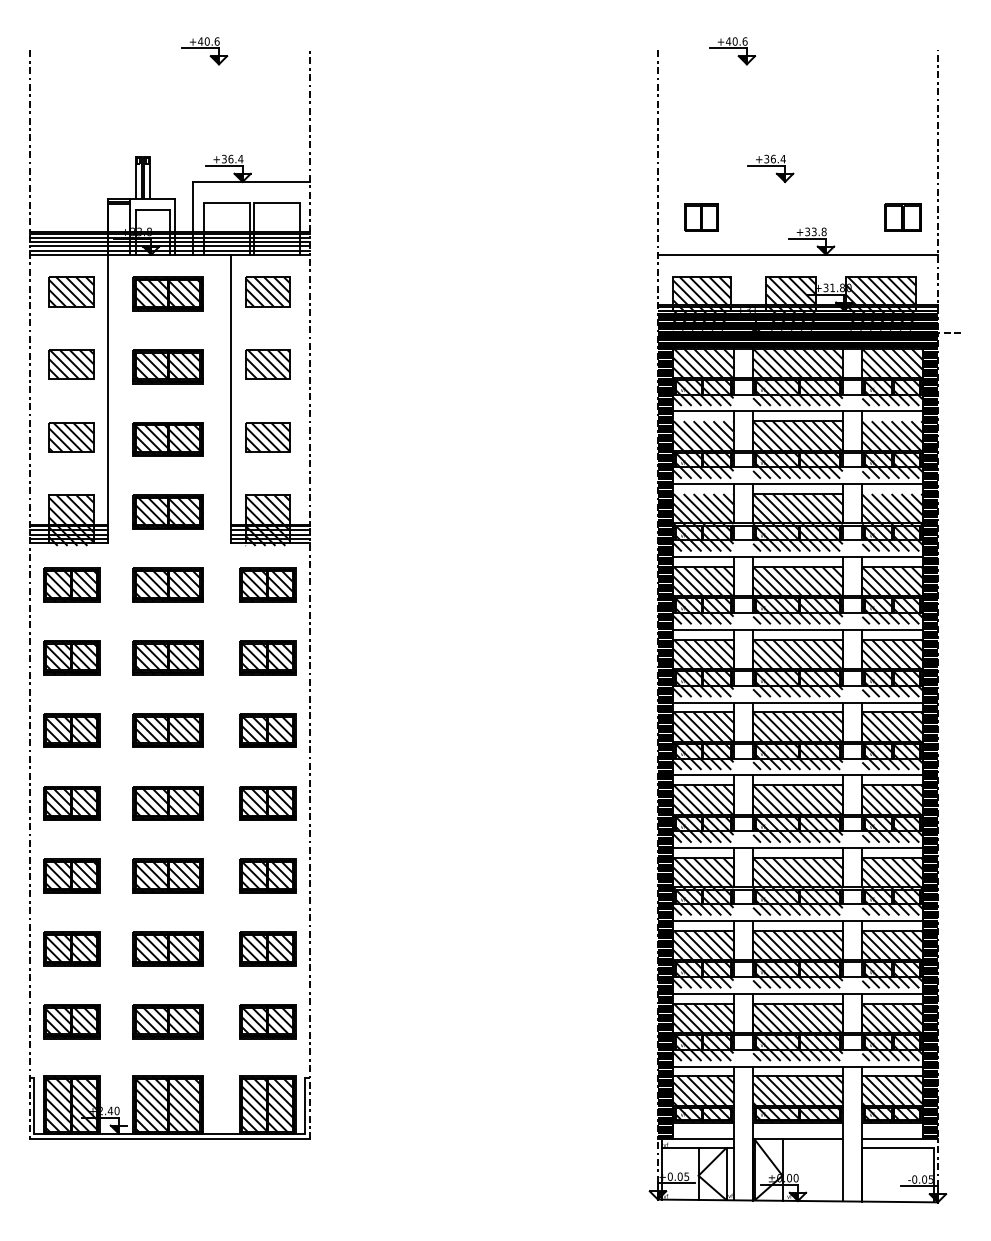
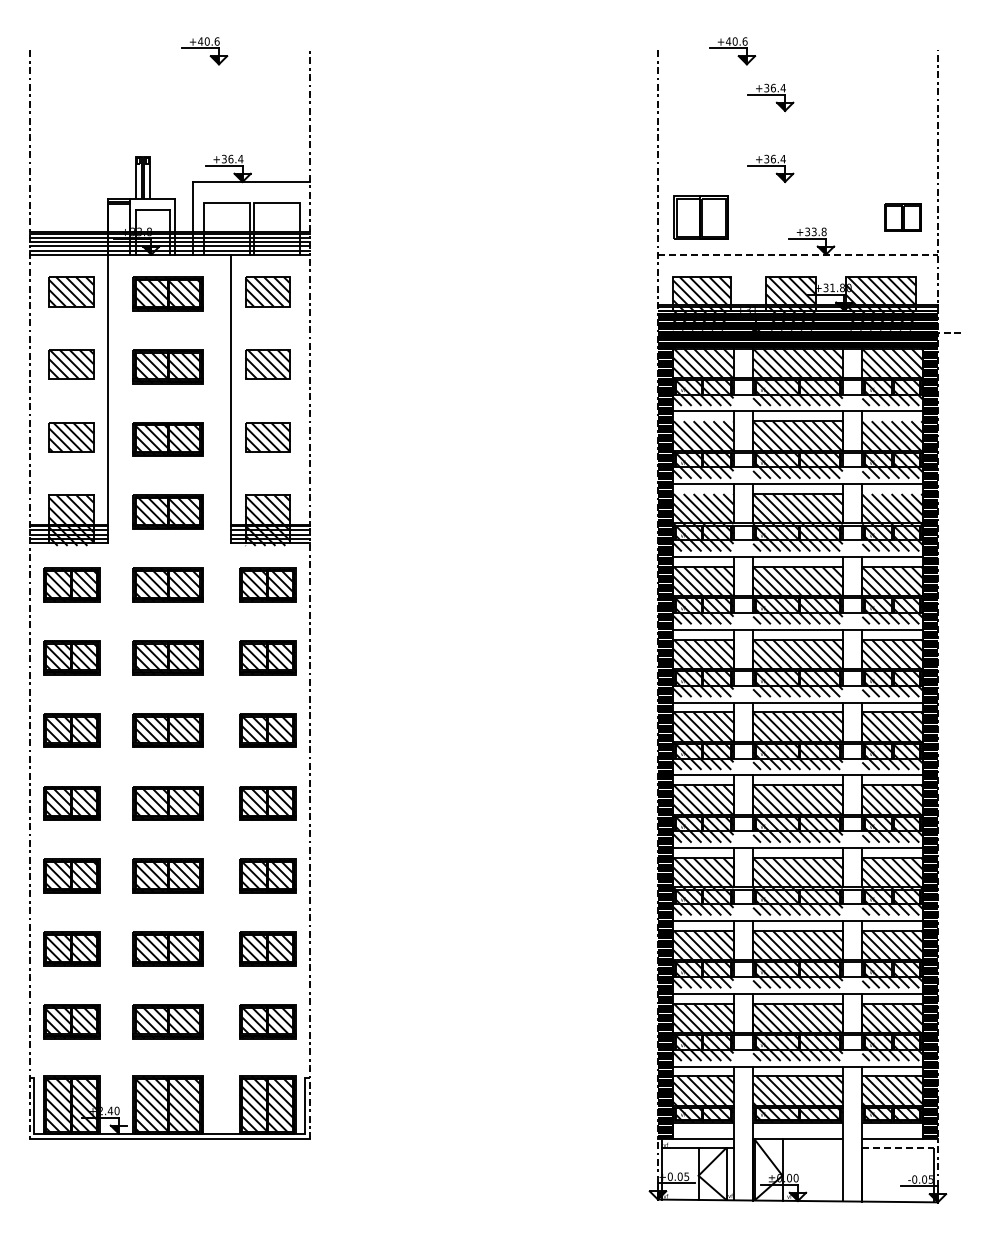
part: none -> present (770, 97)
part size: 35x29 px -> 56x45 px (700, 217)
line: solid -> dashed (797, 254)
line: solid -> dashed (898, 1147)
